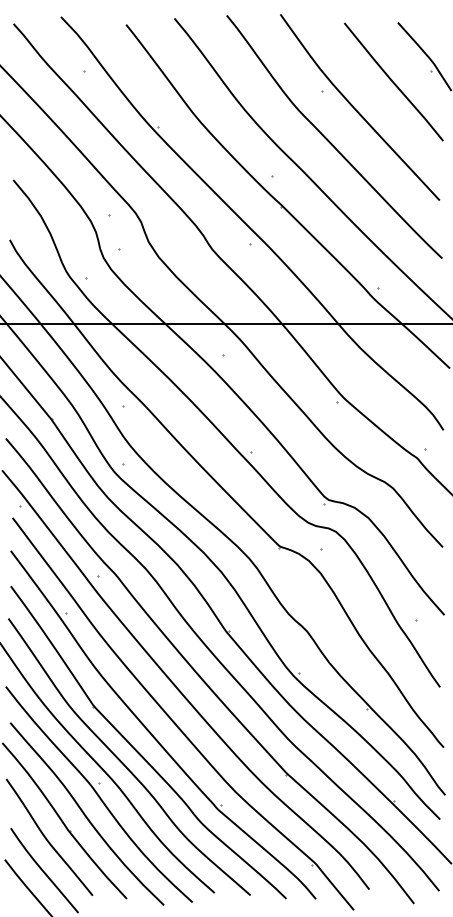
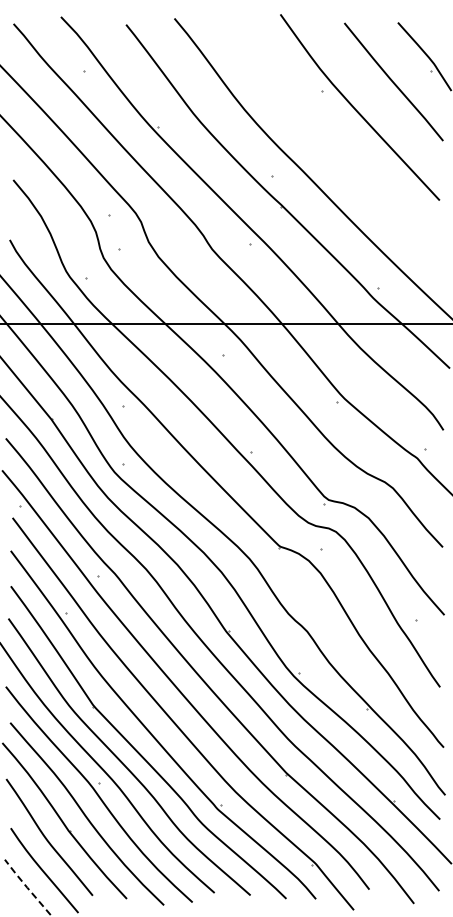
curve: present -> none (329, 140)
line: solid -> dashed (27, 887)
